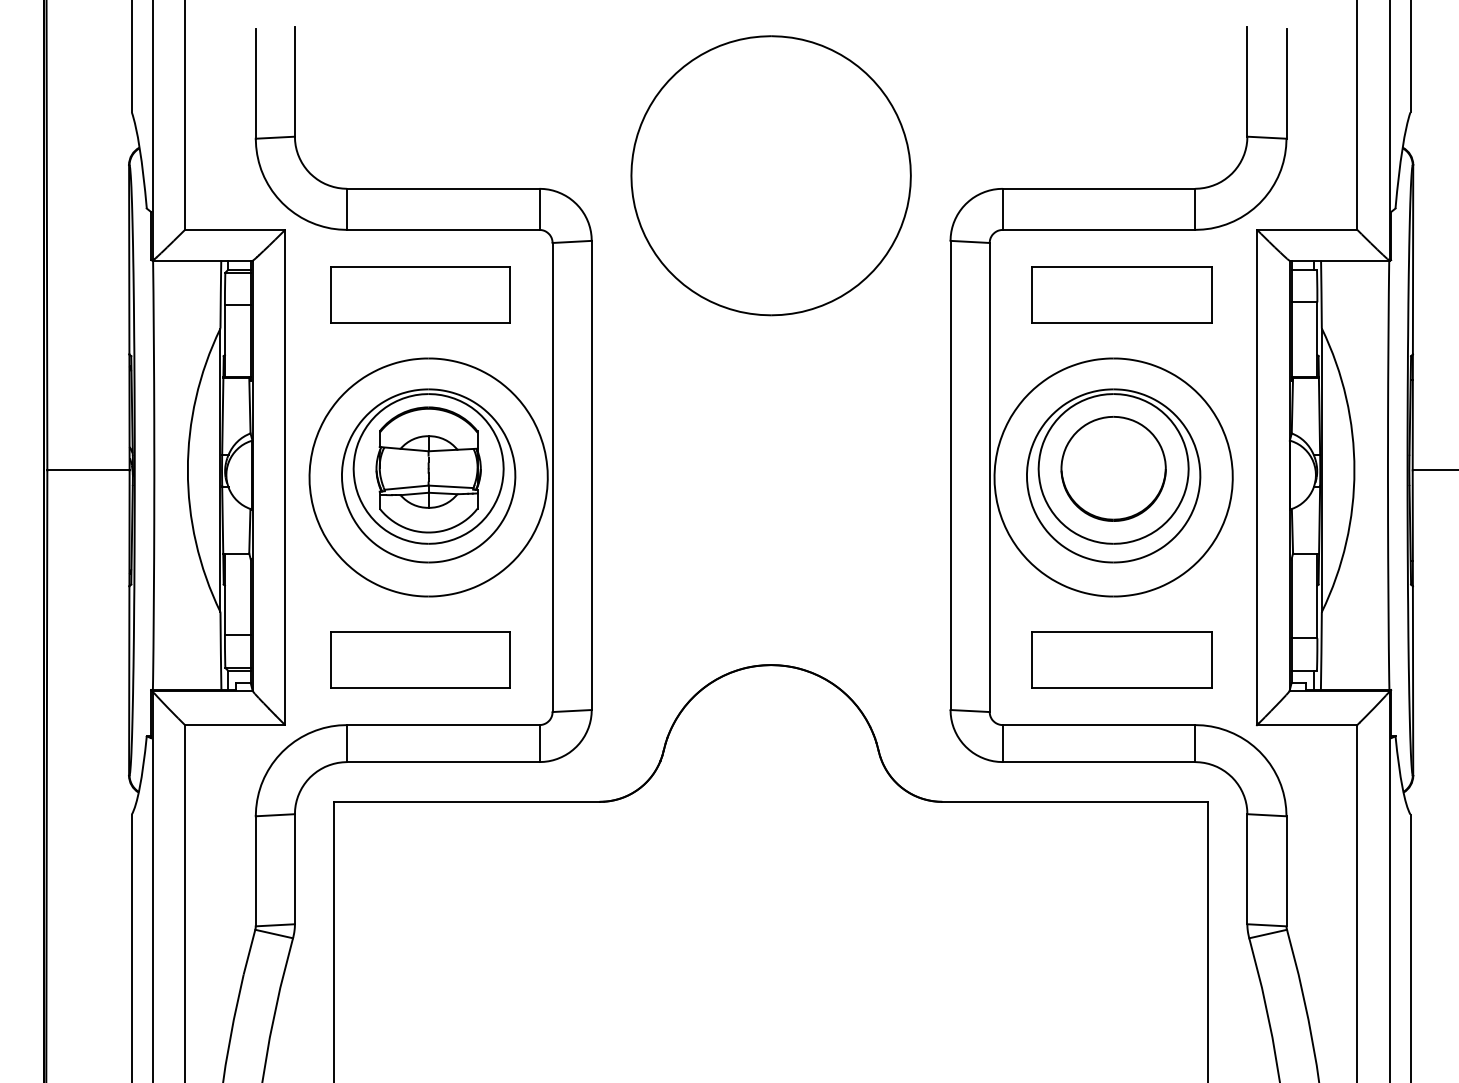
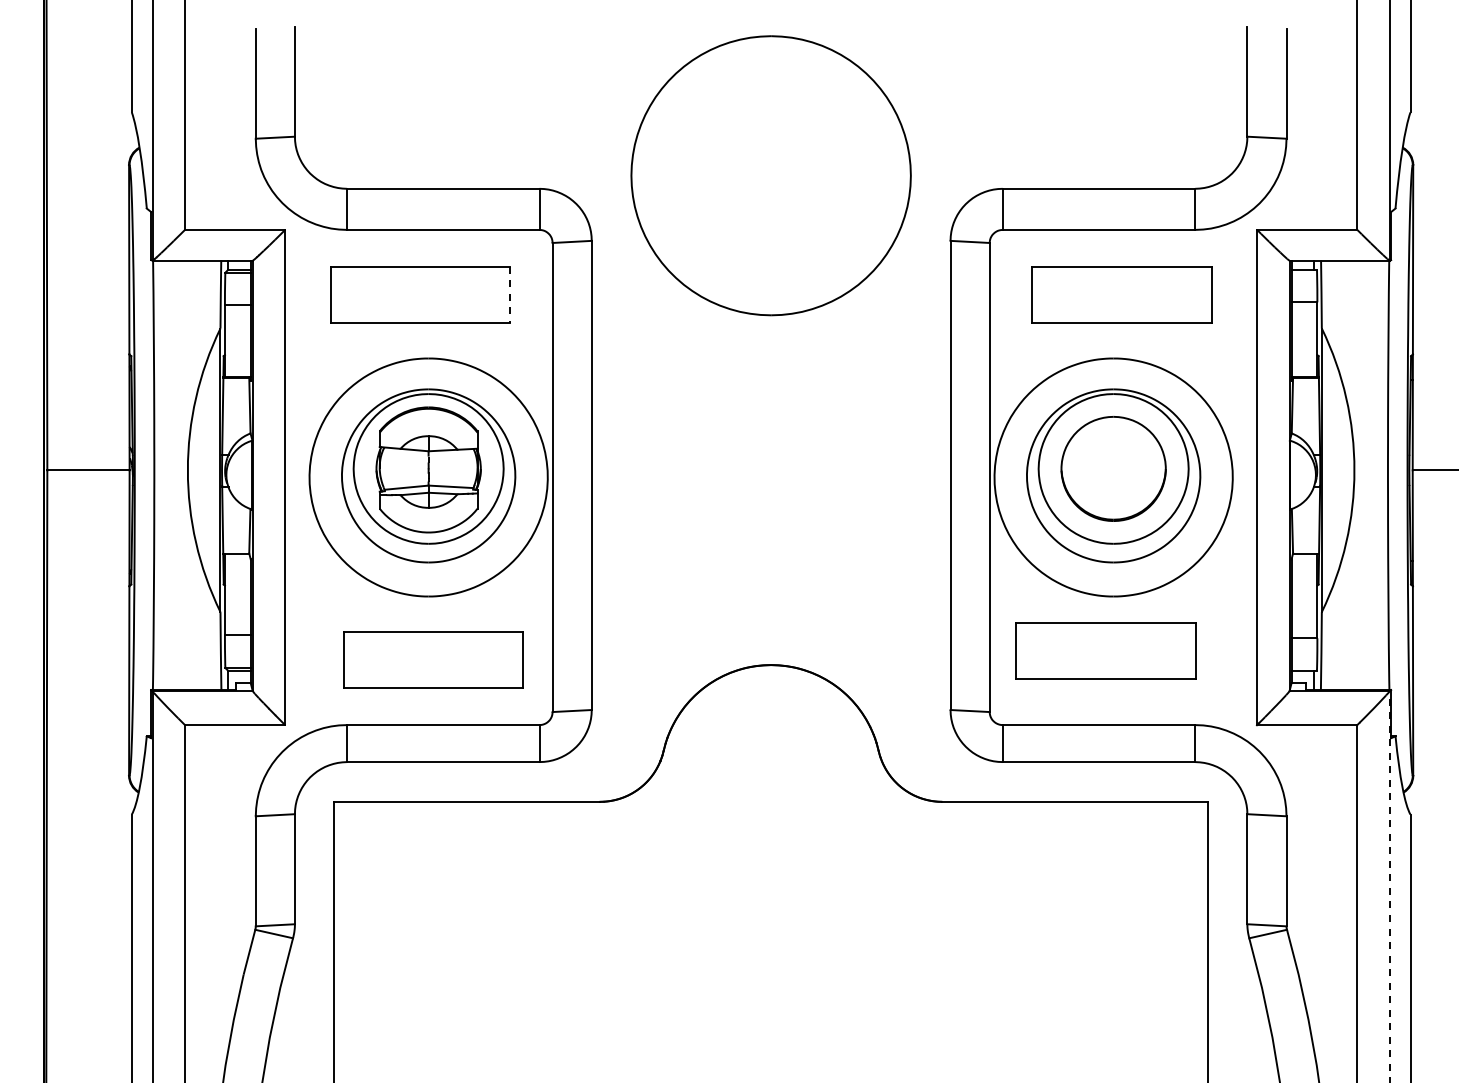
line: solid -> dashed (510, 295)
part position: (420, 659) -> (433, 659) (433, 659)
part position: (1121, 659) -> (1105, 650) (1105, 650)
line: solid -> dashed (1389, 887)
